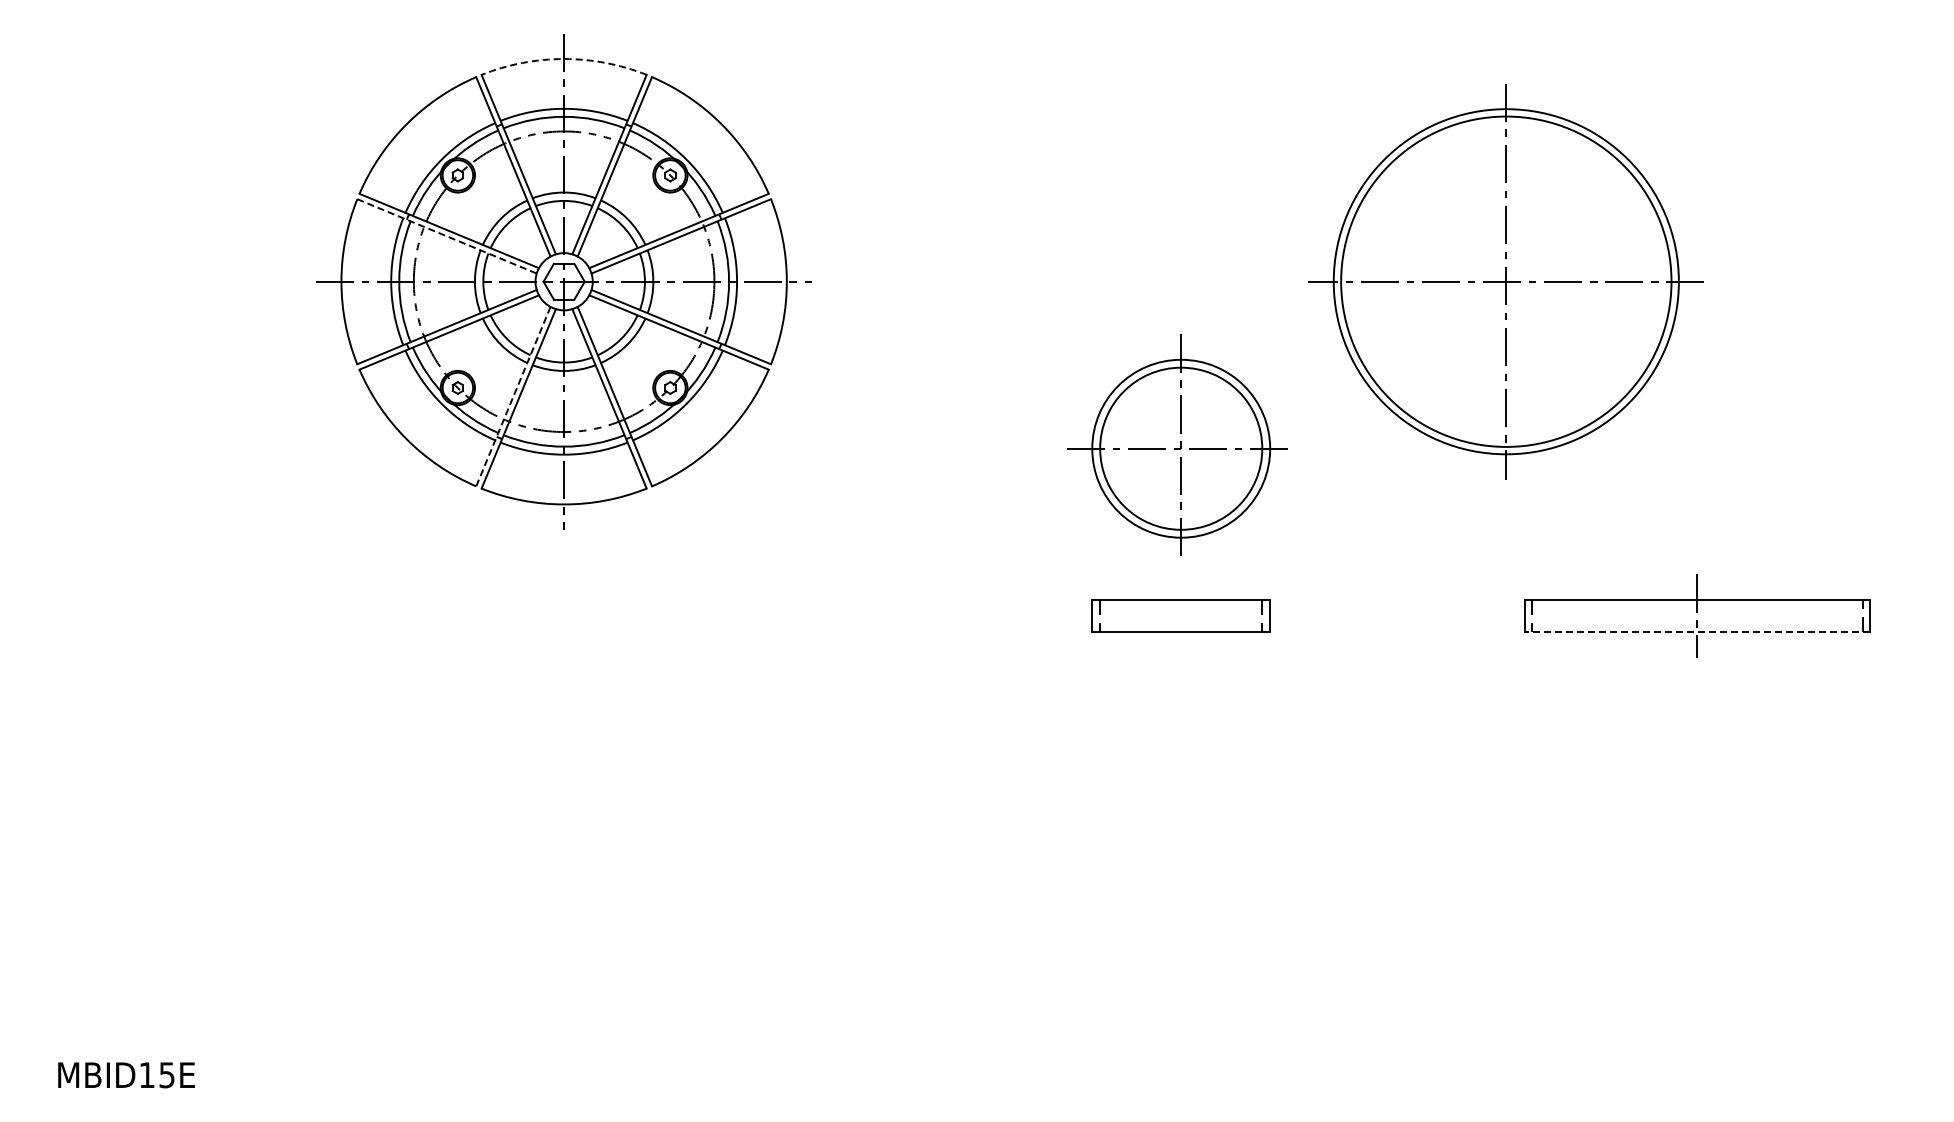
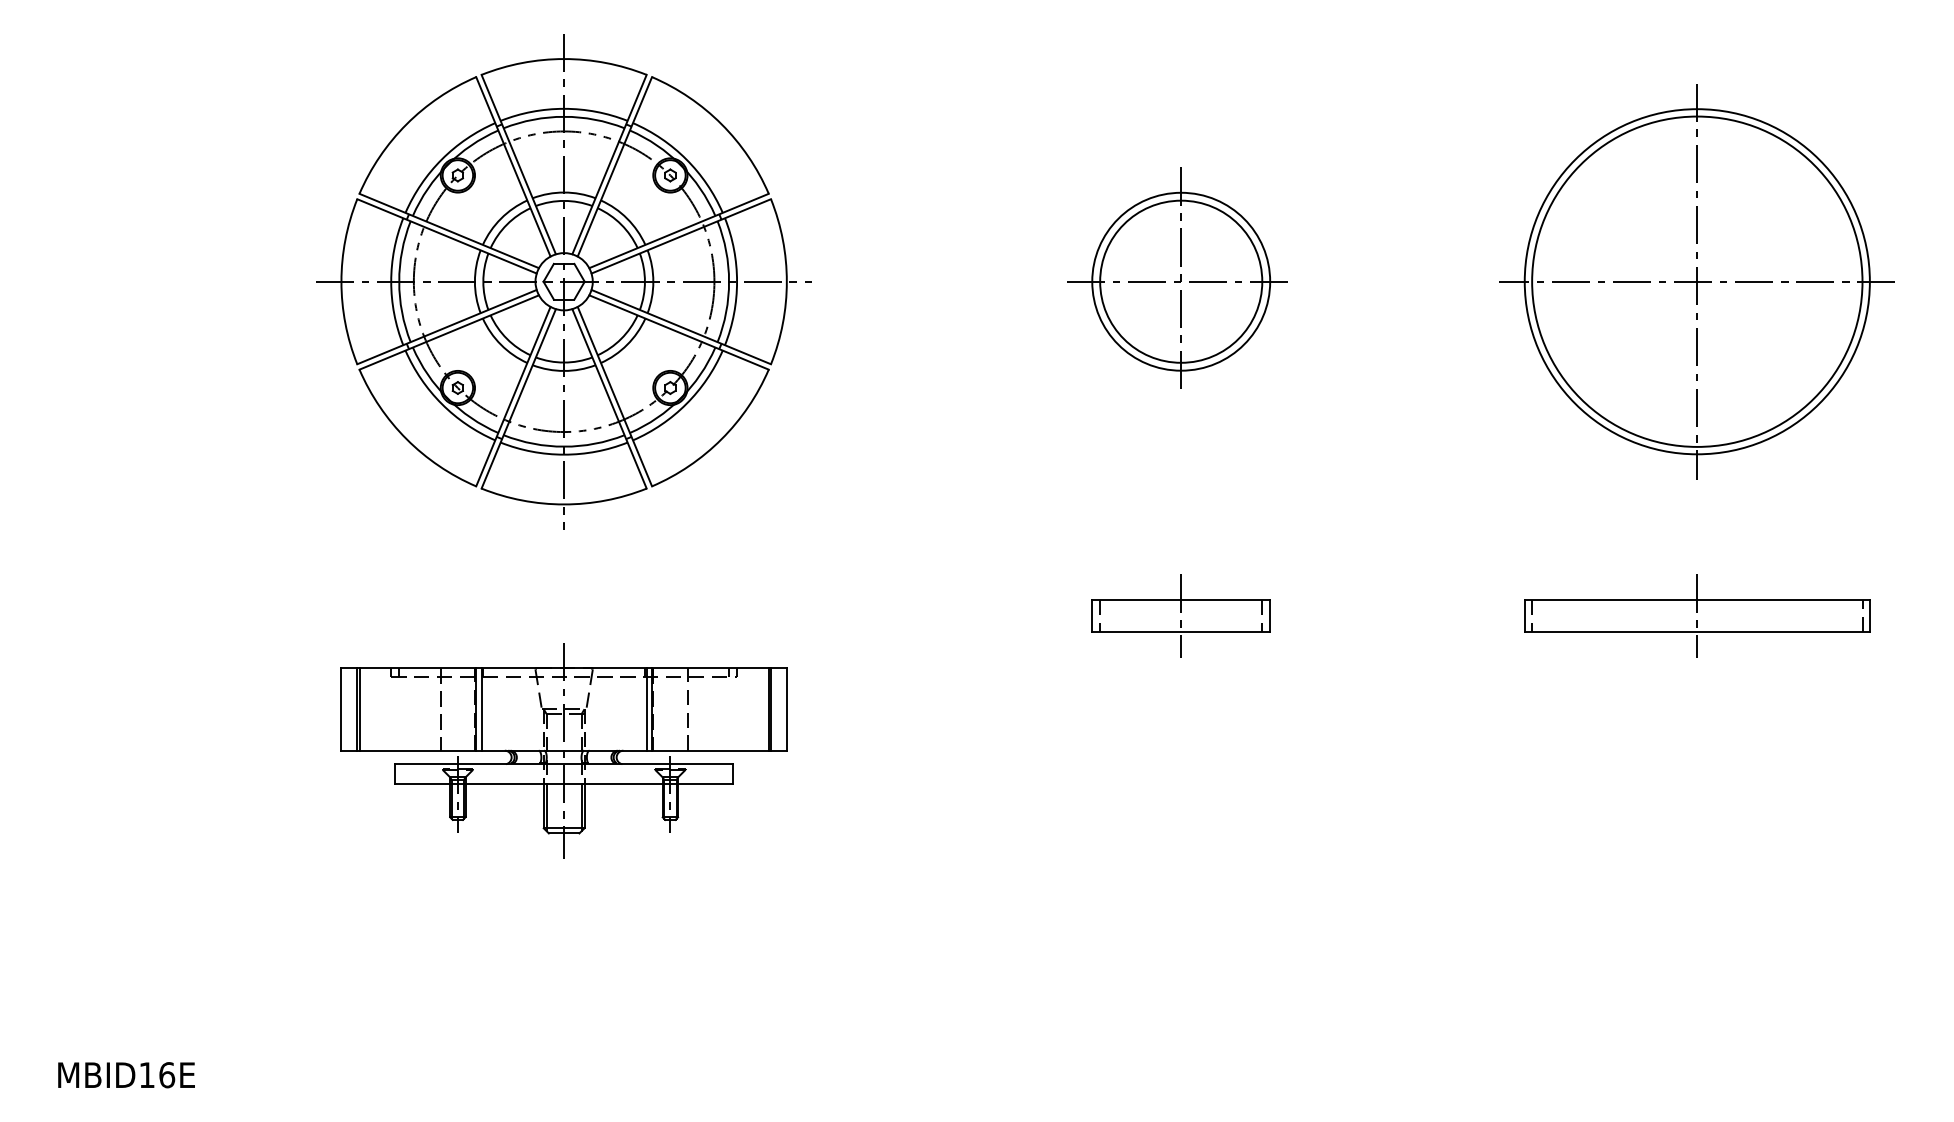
arc: dashed -> solid (564, 59)
line: dashed -> solid (447, 236)
part position: (1505, 281) -> (1696, 281) (1696, 281)
line: dashed -> solid (513, 397)
part position: (1177, 444) -> (1177, 277) (1177, 277)
line: none -> present (1181, 615)
line: dashed -> solid (1697, 632)
part: none -> present (563, 750)
text: MBID15E -> MBID16E (167, 1075)
